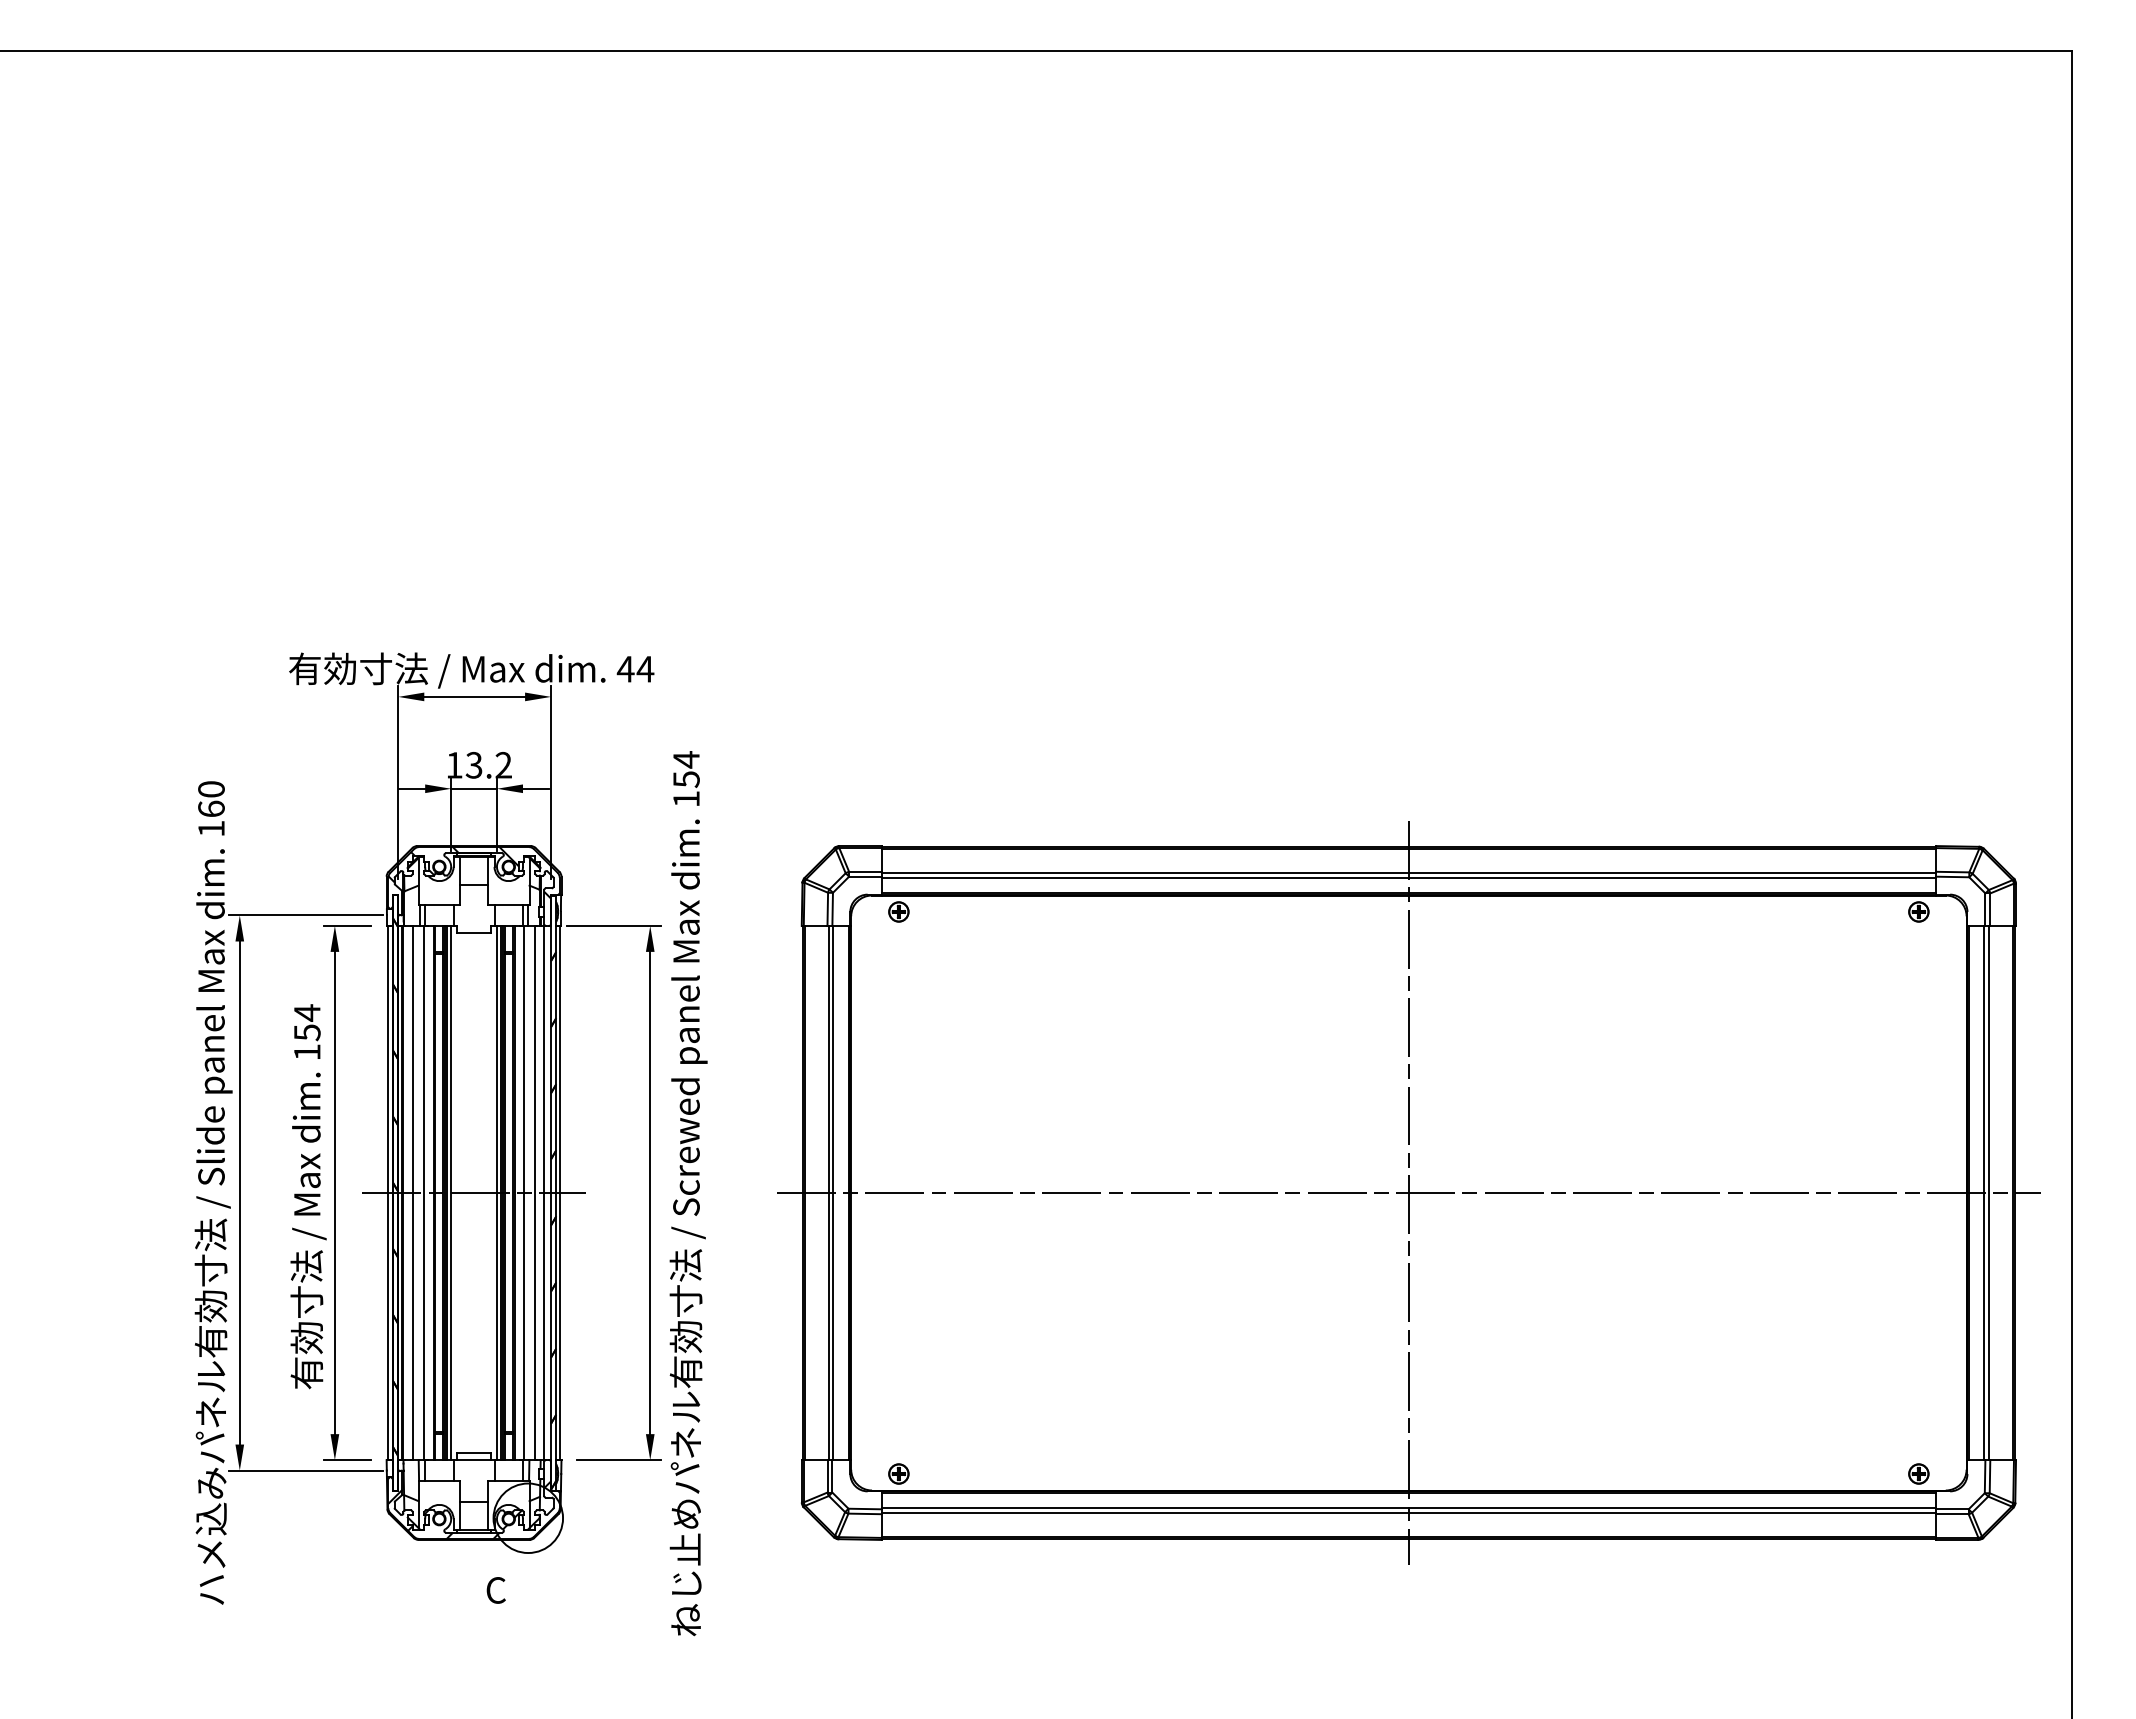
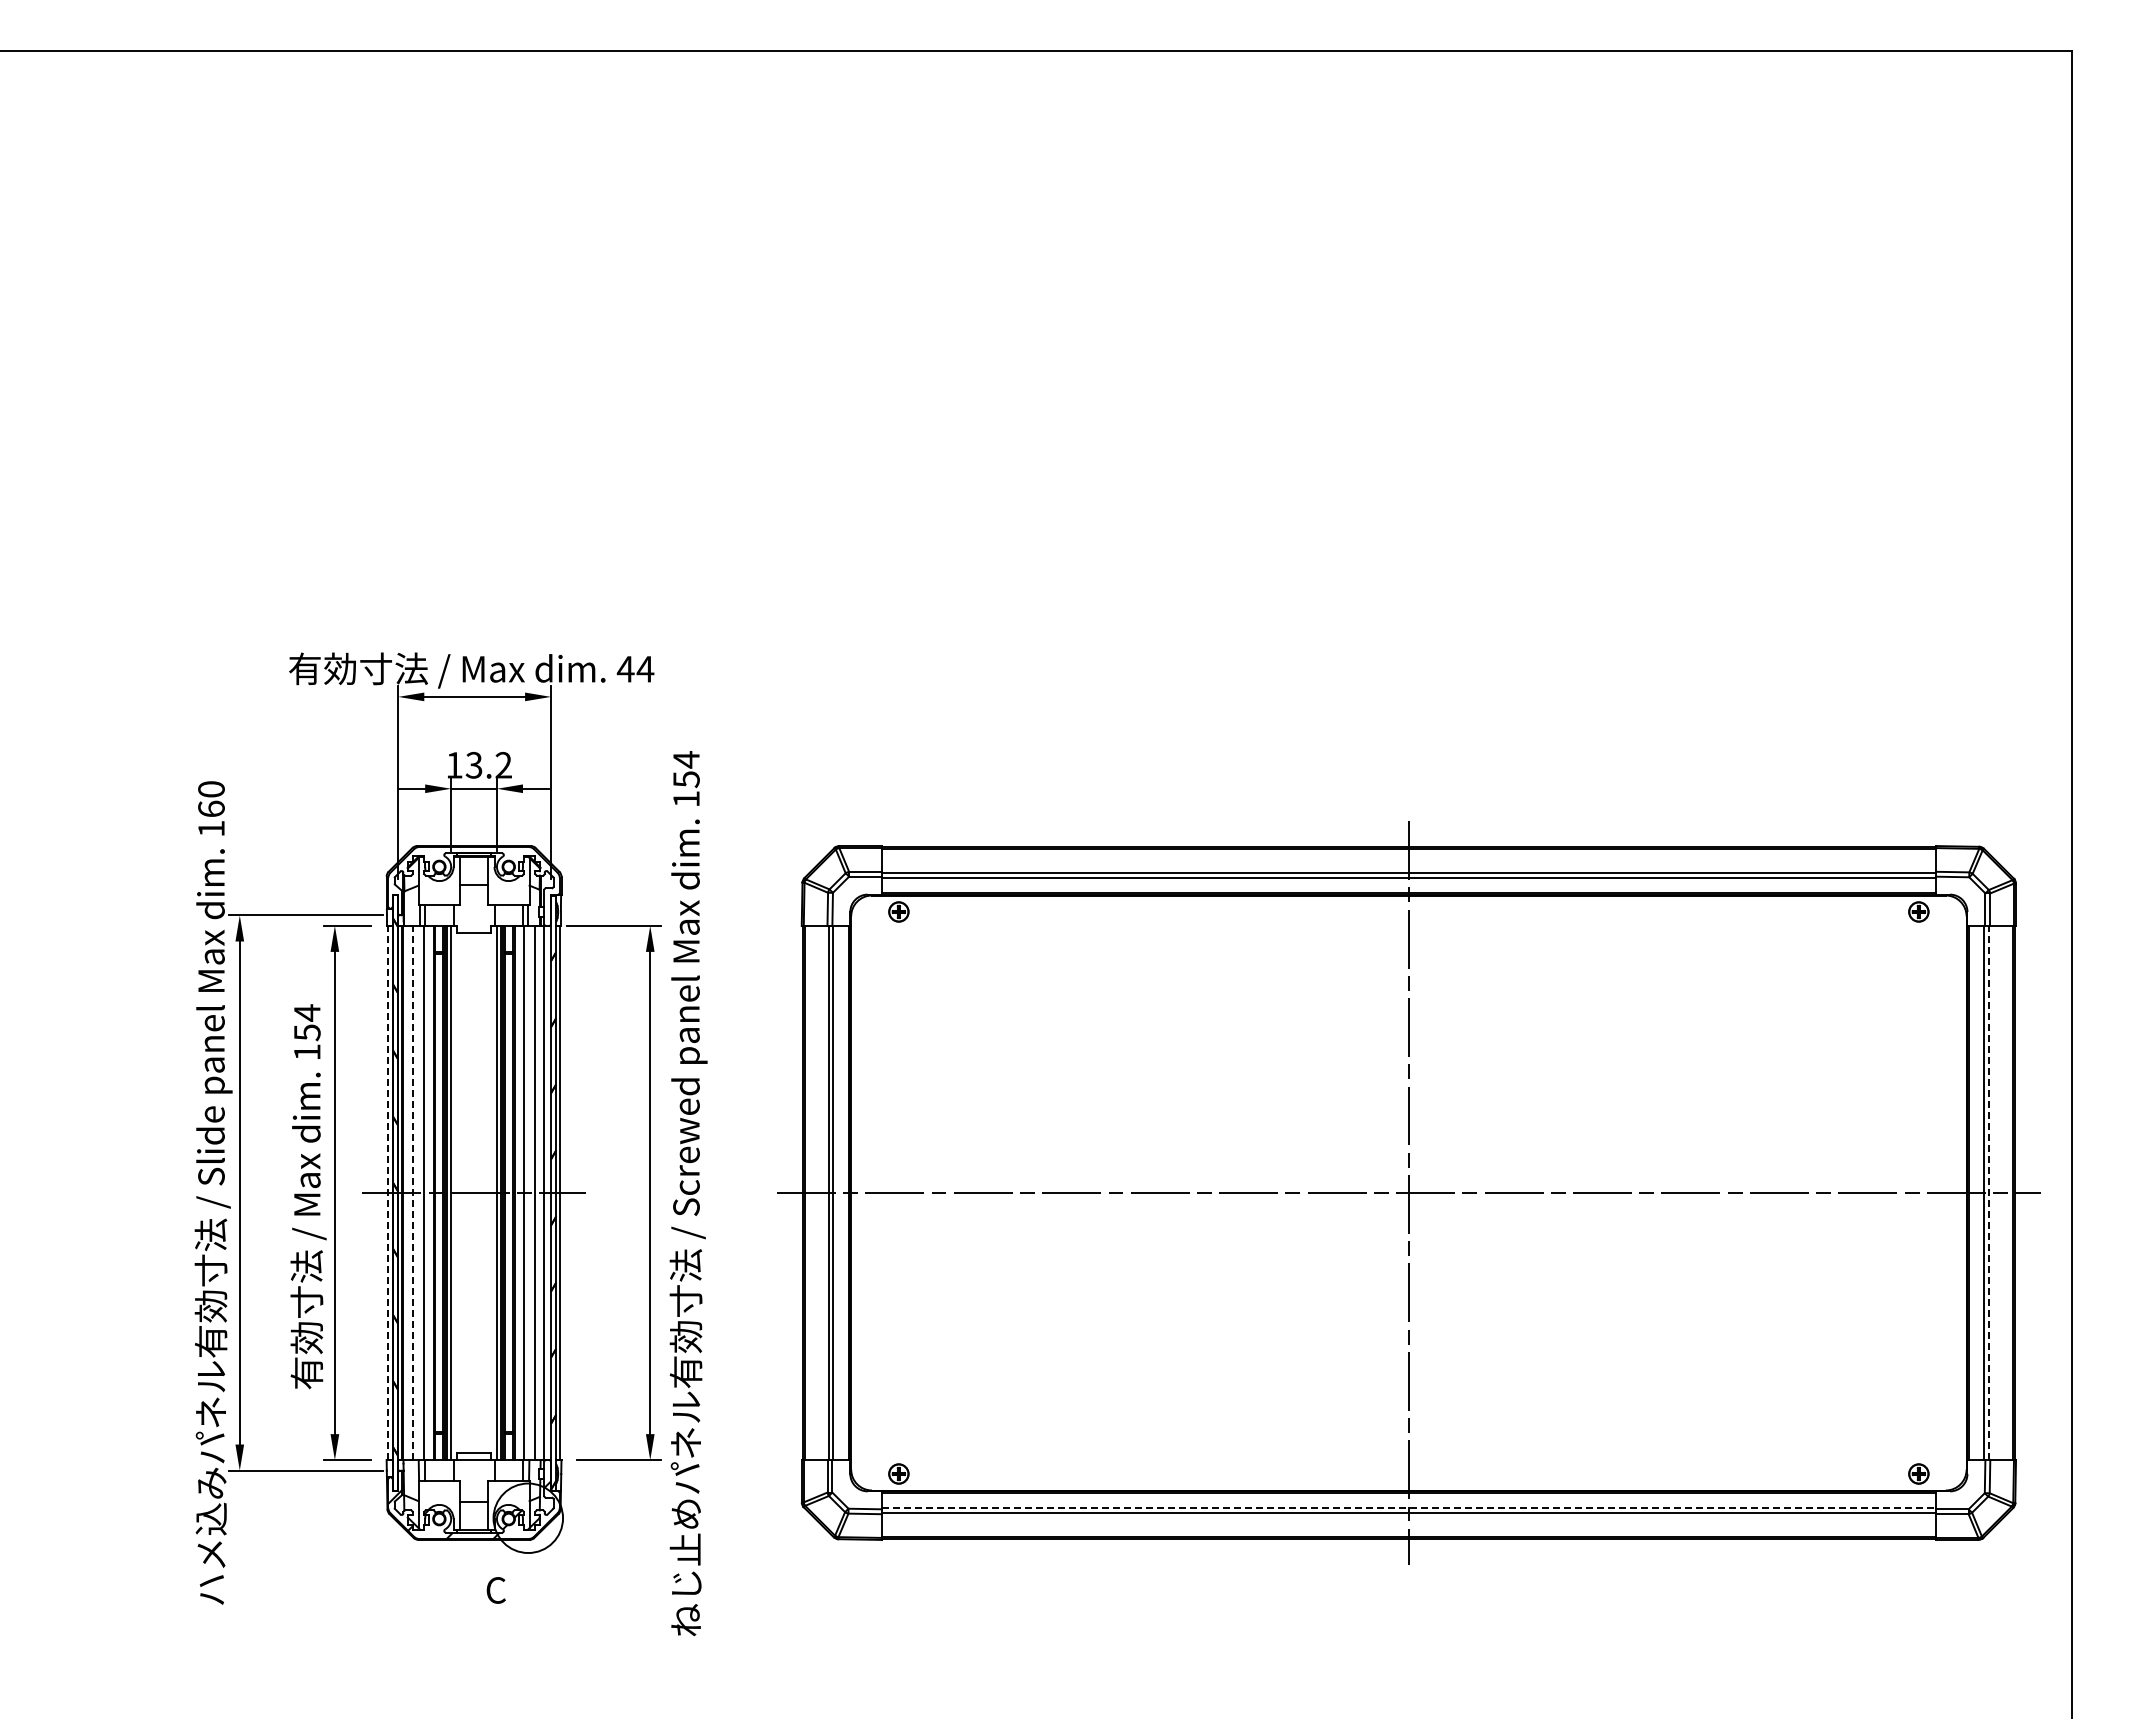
hatch: present -> none (469, 872)
line: solid -> dashed (388, 1192)
line: solid -> dashed (412, 1192)
line: solid -> dashed (1989, 1192)
line: solid -> dashed (1409, 1508)
